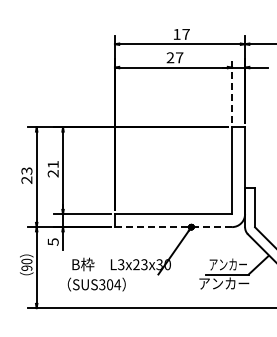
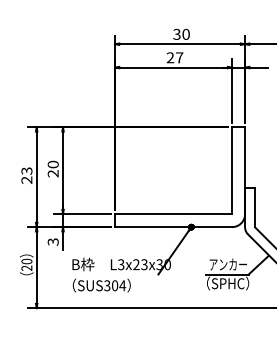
text: 17 -> 30 (181, 33)
line: dashed -> solid (232, 90)
text: 21 -> 20 (52, 164)
line: dashed -> solid (173, 227)
text: 5 -> 3 (52, 241)
text: 90 -> 20 (27, 267)
text: アンカー -> （SPHC） (224, 283)
text position: (96, 284) -> (101, 285) (101, 285)
